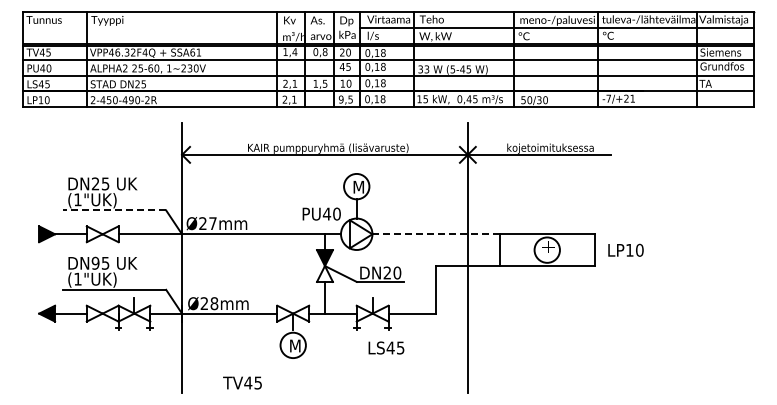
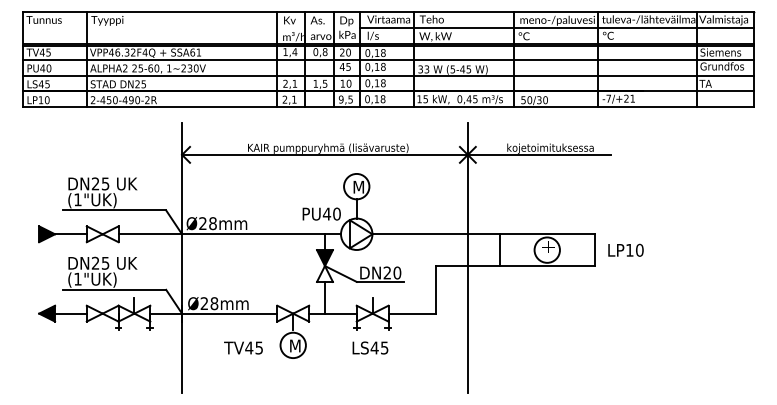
line: dashed -> solid (114, 210)
text: Ø27mm -> Ø28mm (212, 223)
line: dashed -> solid (436, 234)
text: DN95 -> DN25 (95, 263)
text position: (386, 347) -> (370, 347) (370, 347)
text position: (242, 382) -> (243, 347) (243, 347)
